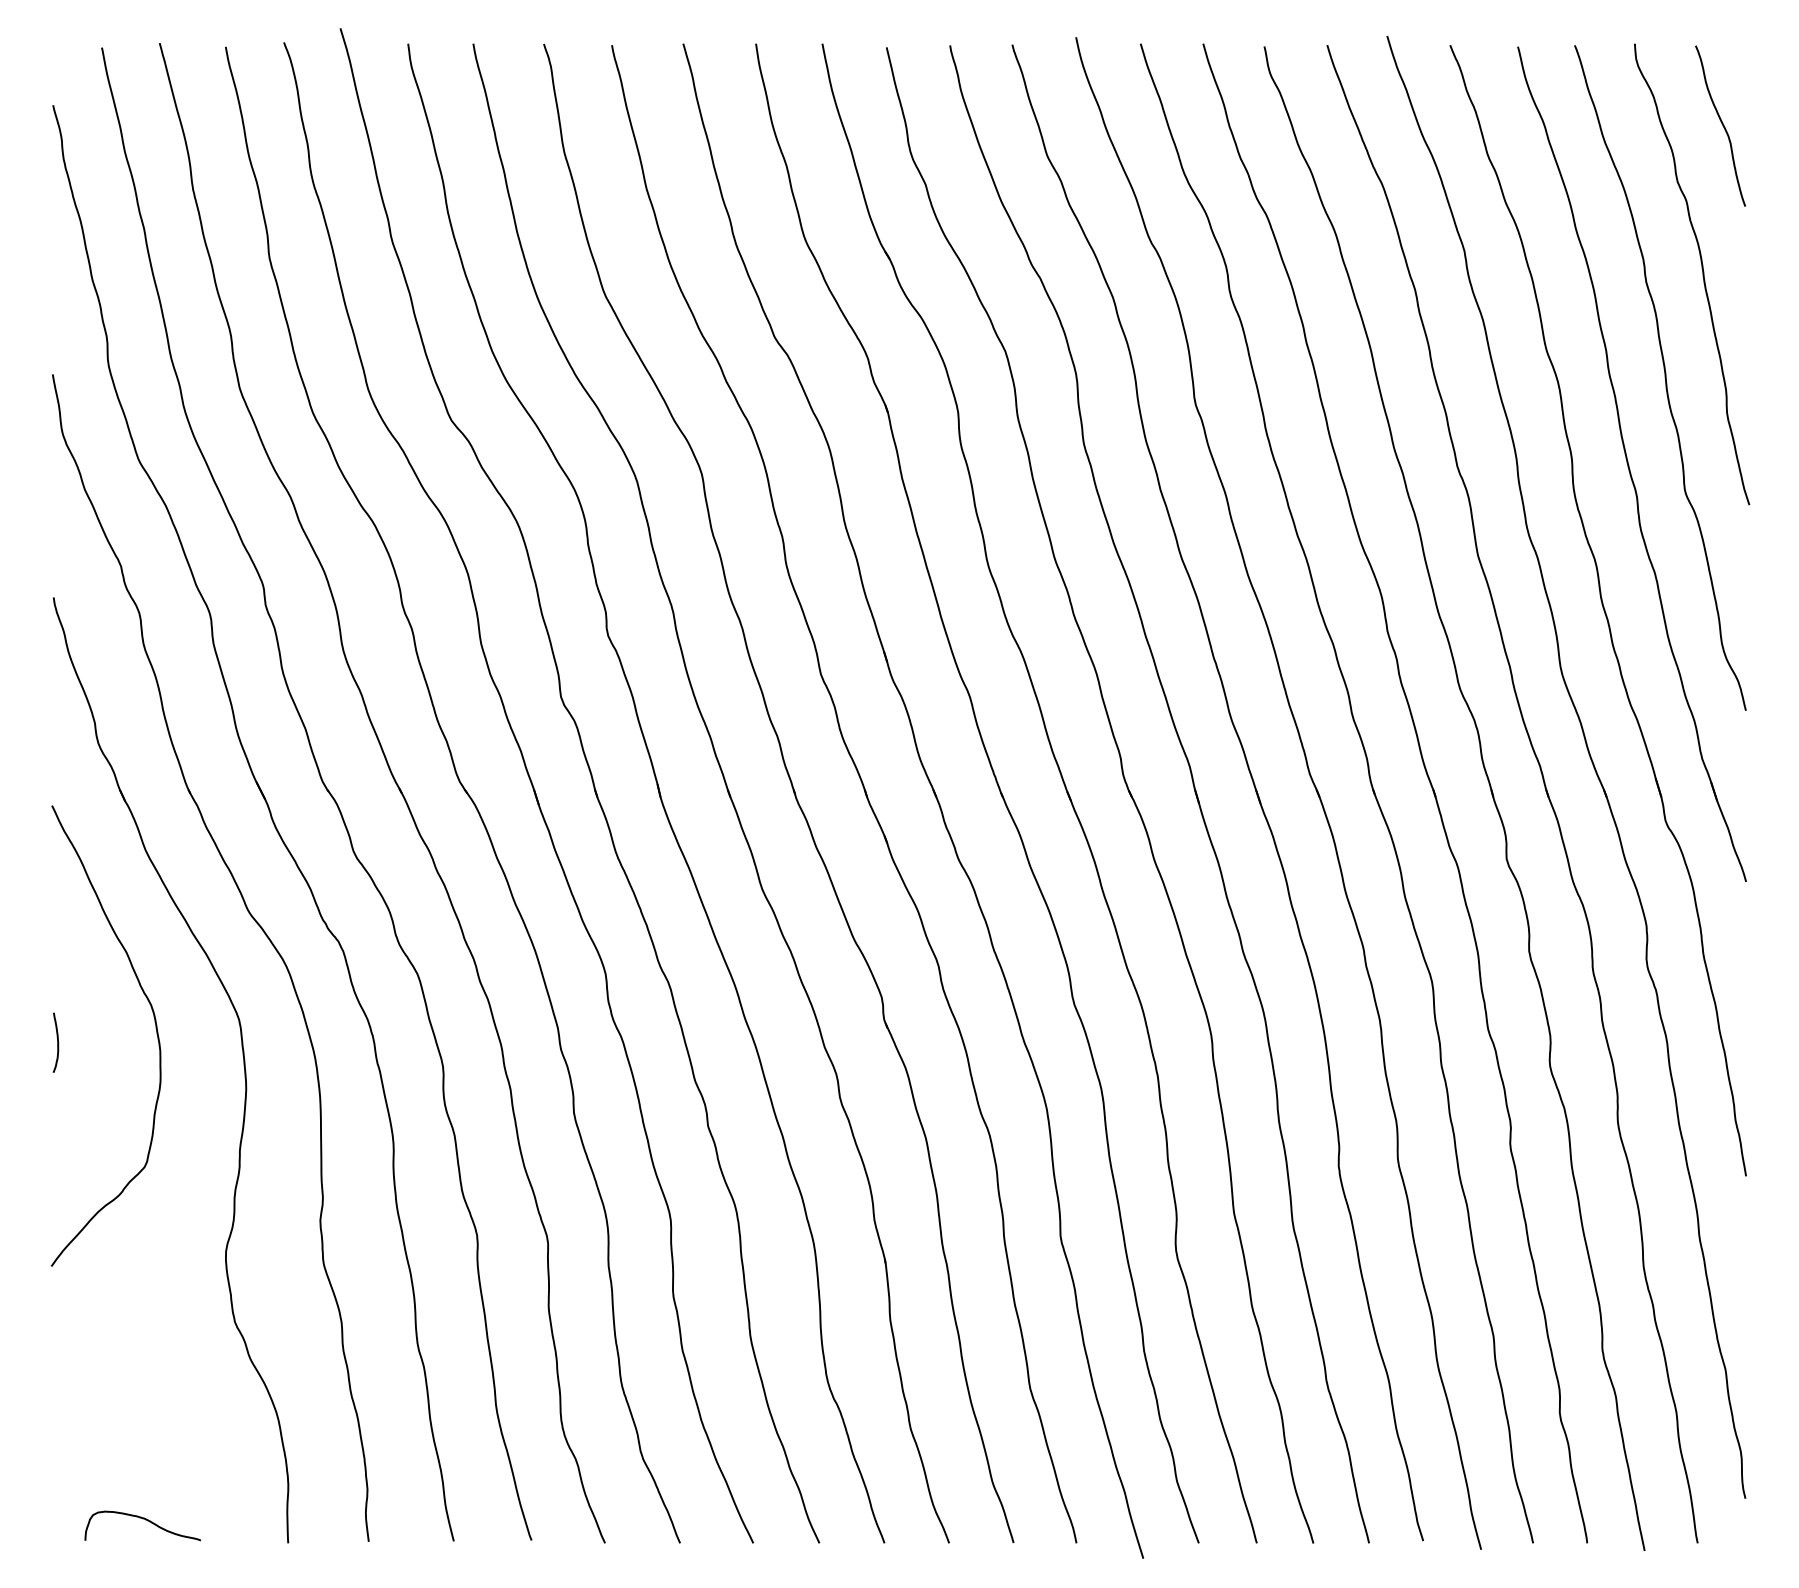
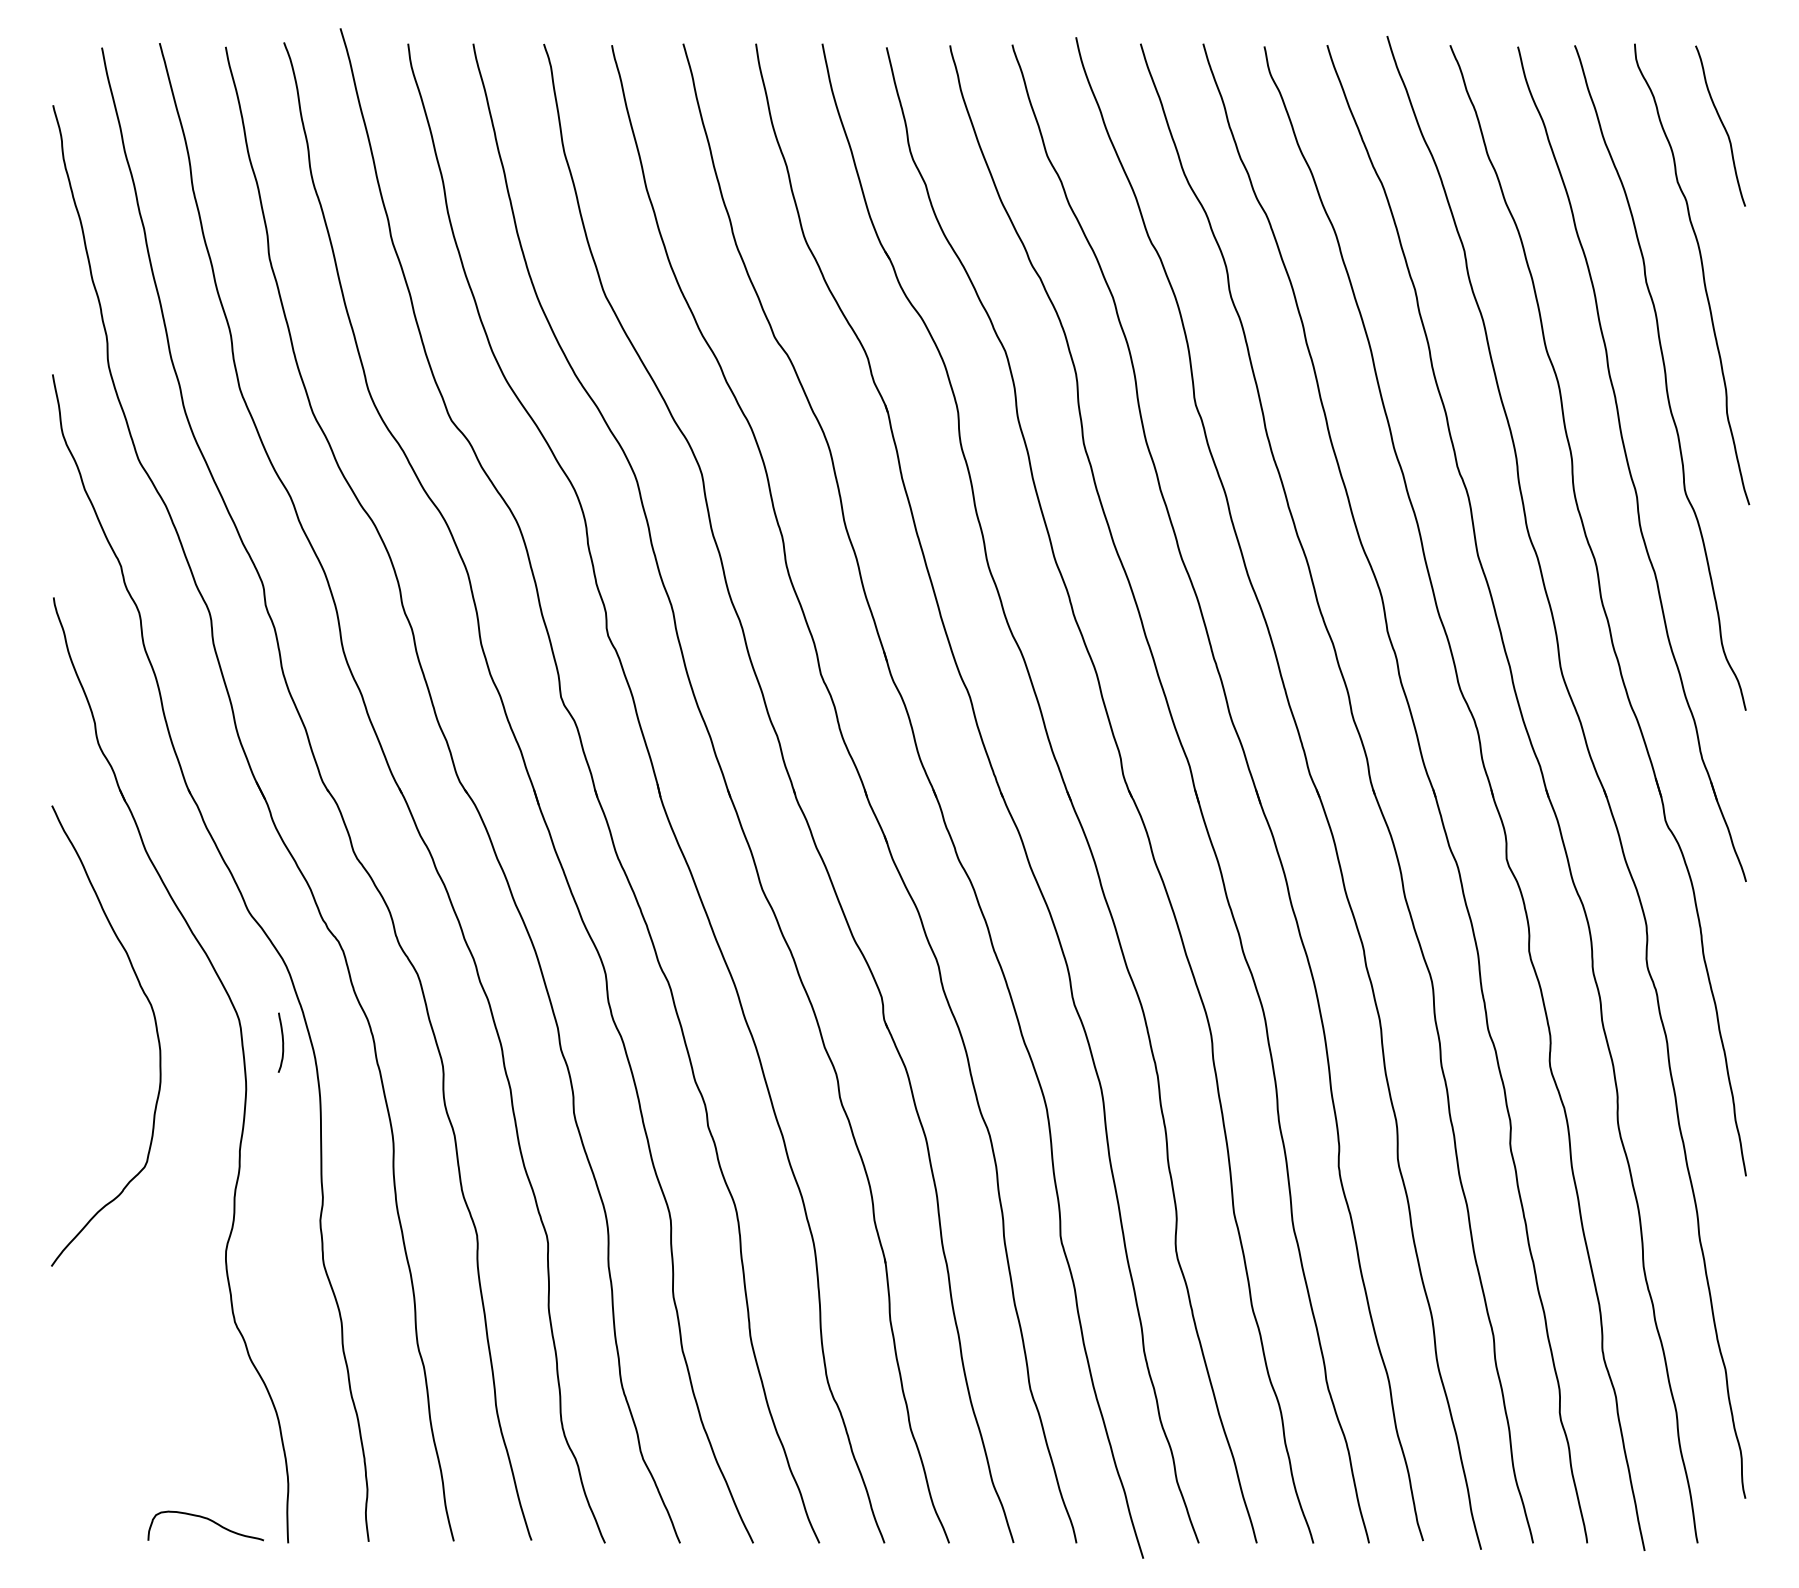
curve position: (57, 1042) -> (282, 1042) (282, 1042)
curve position: (145, 1520) -> (208, 1520) (208, 1520)
